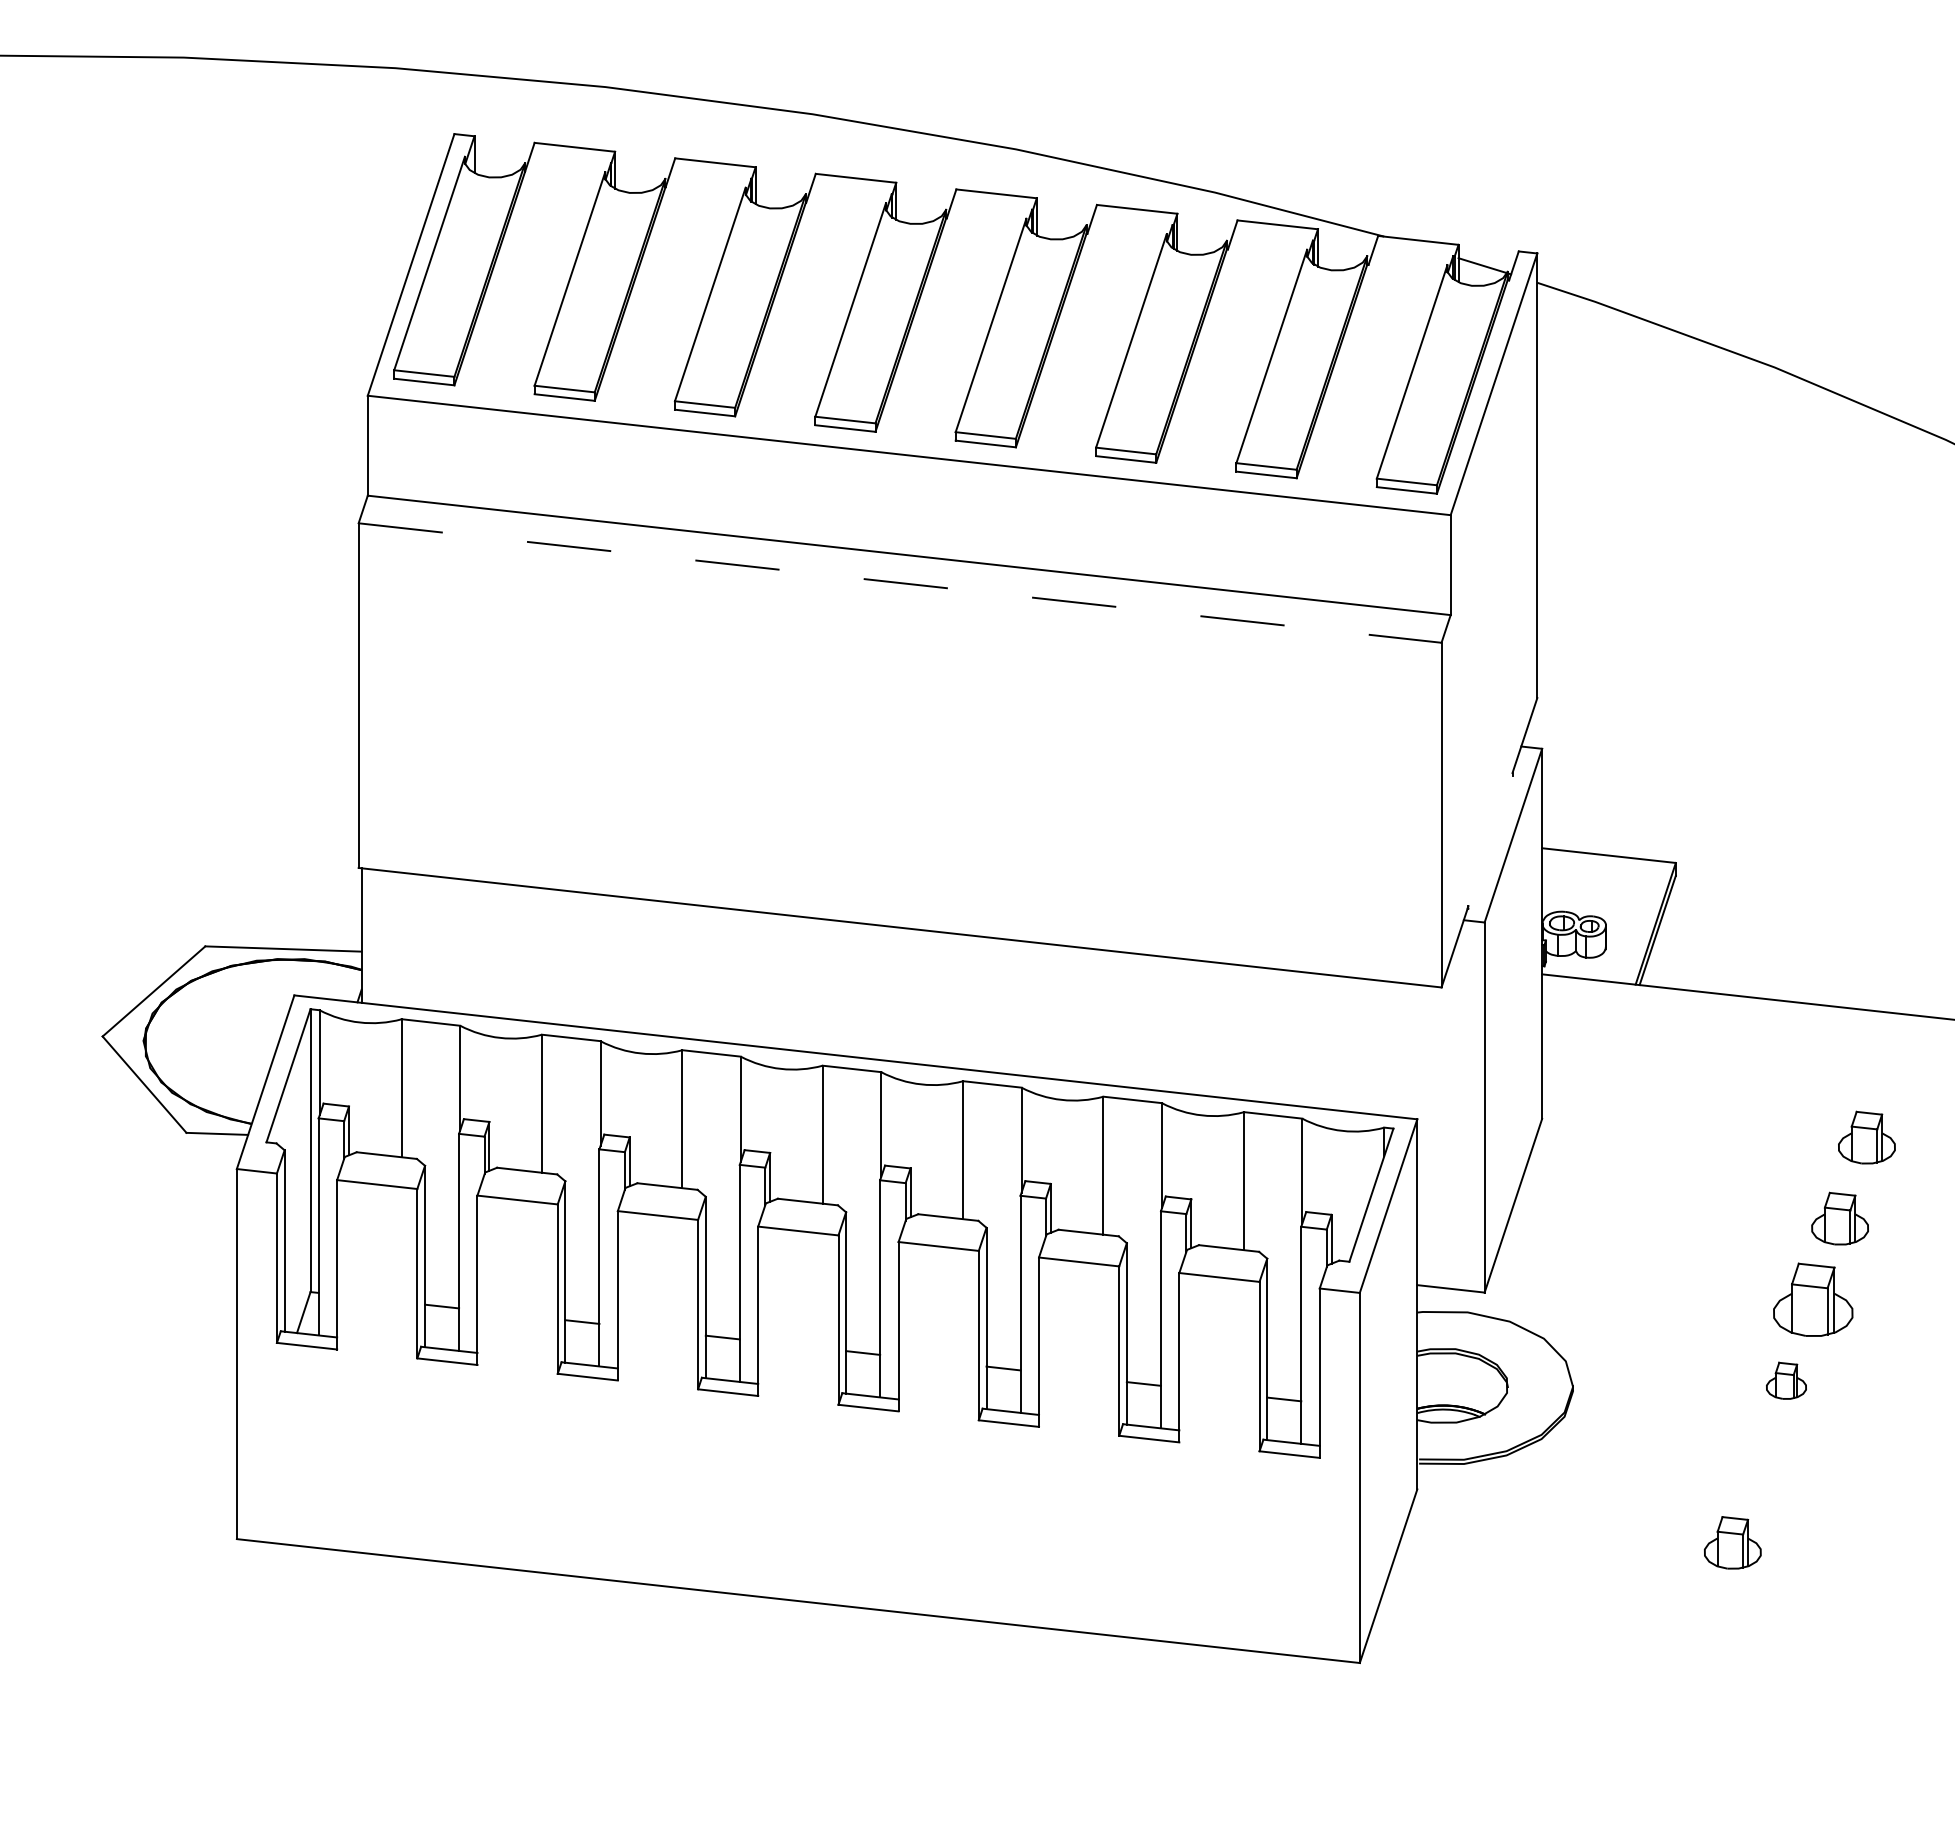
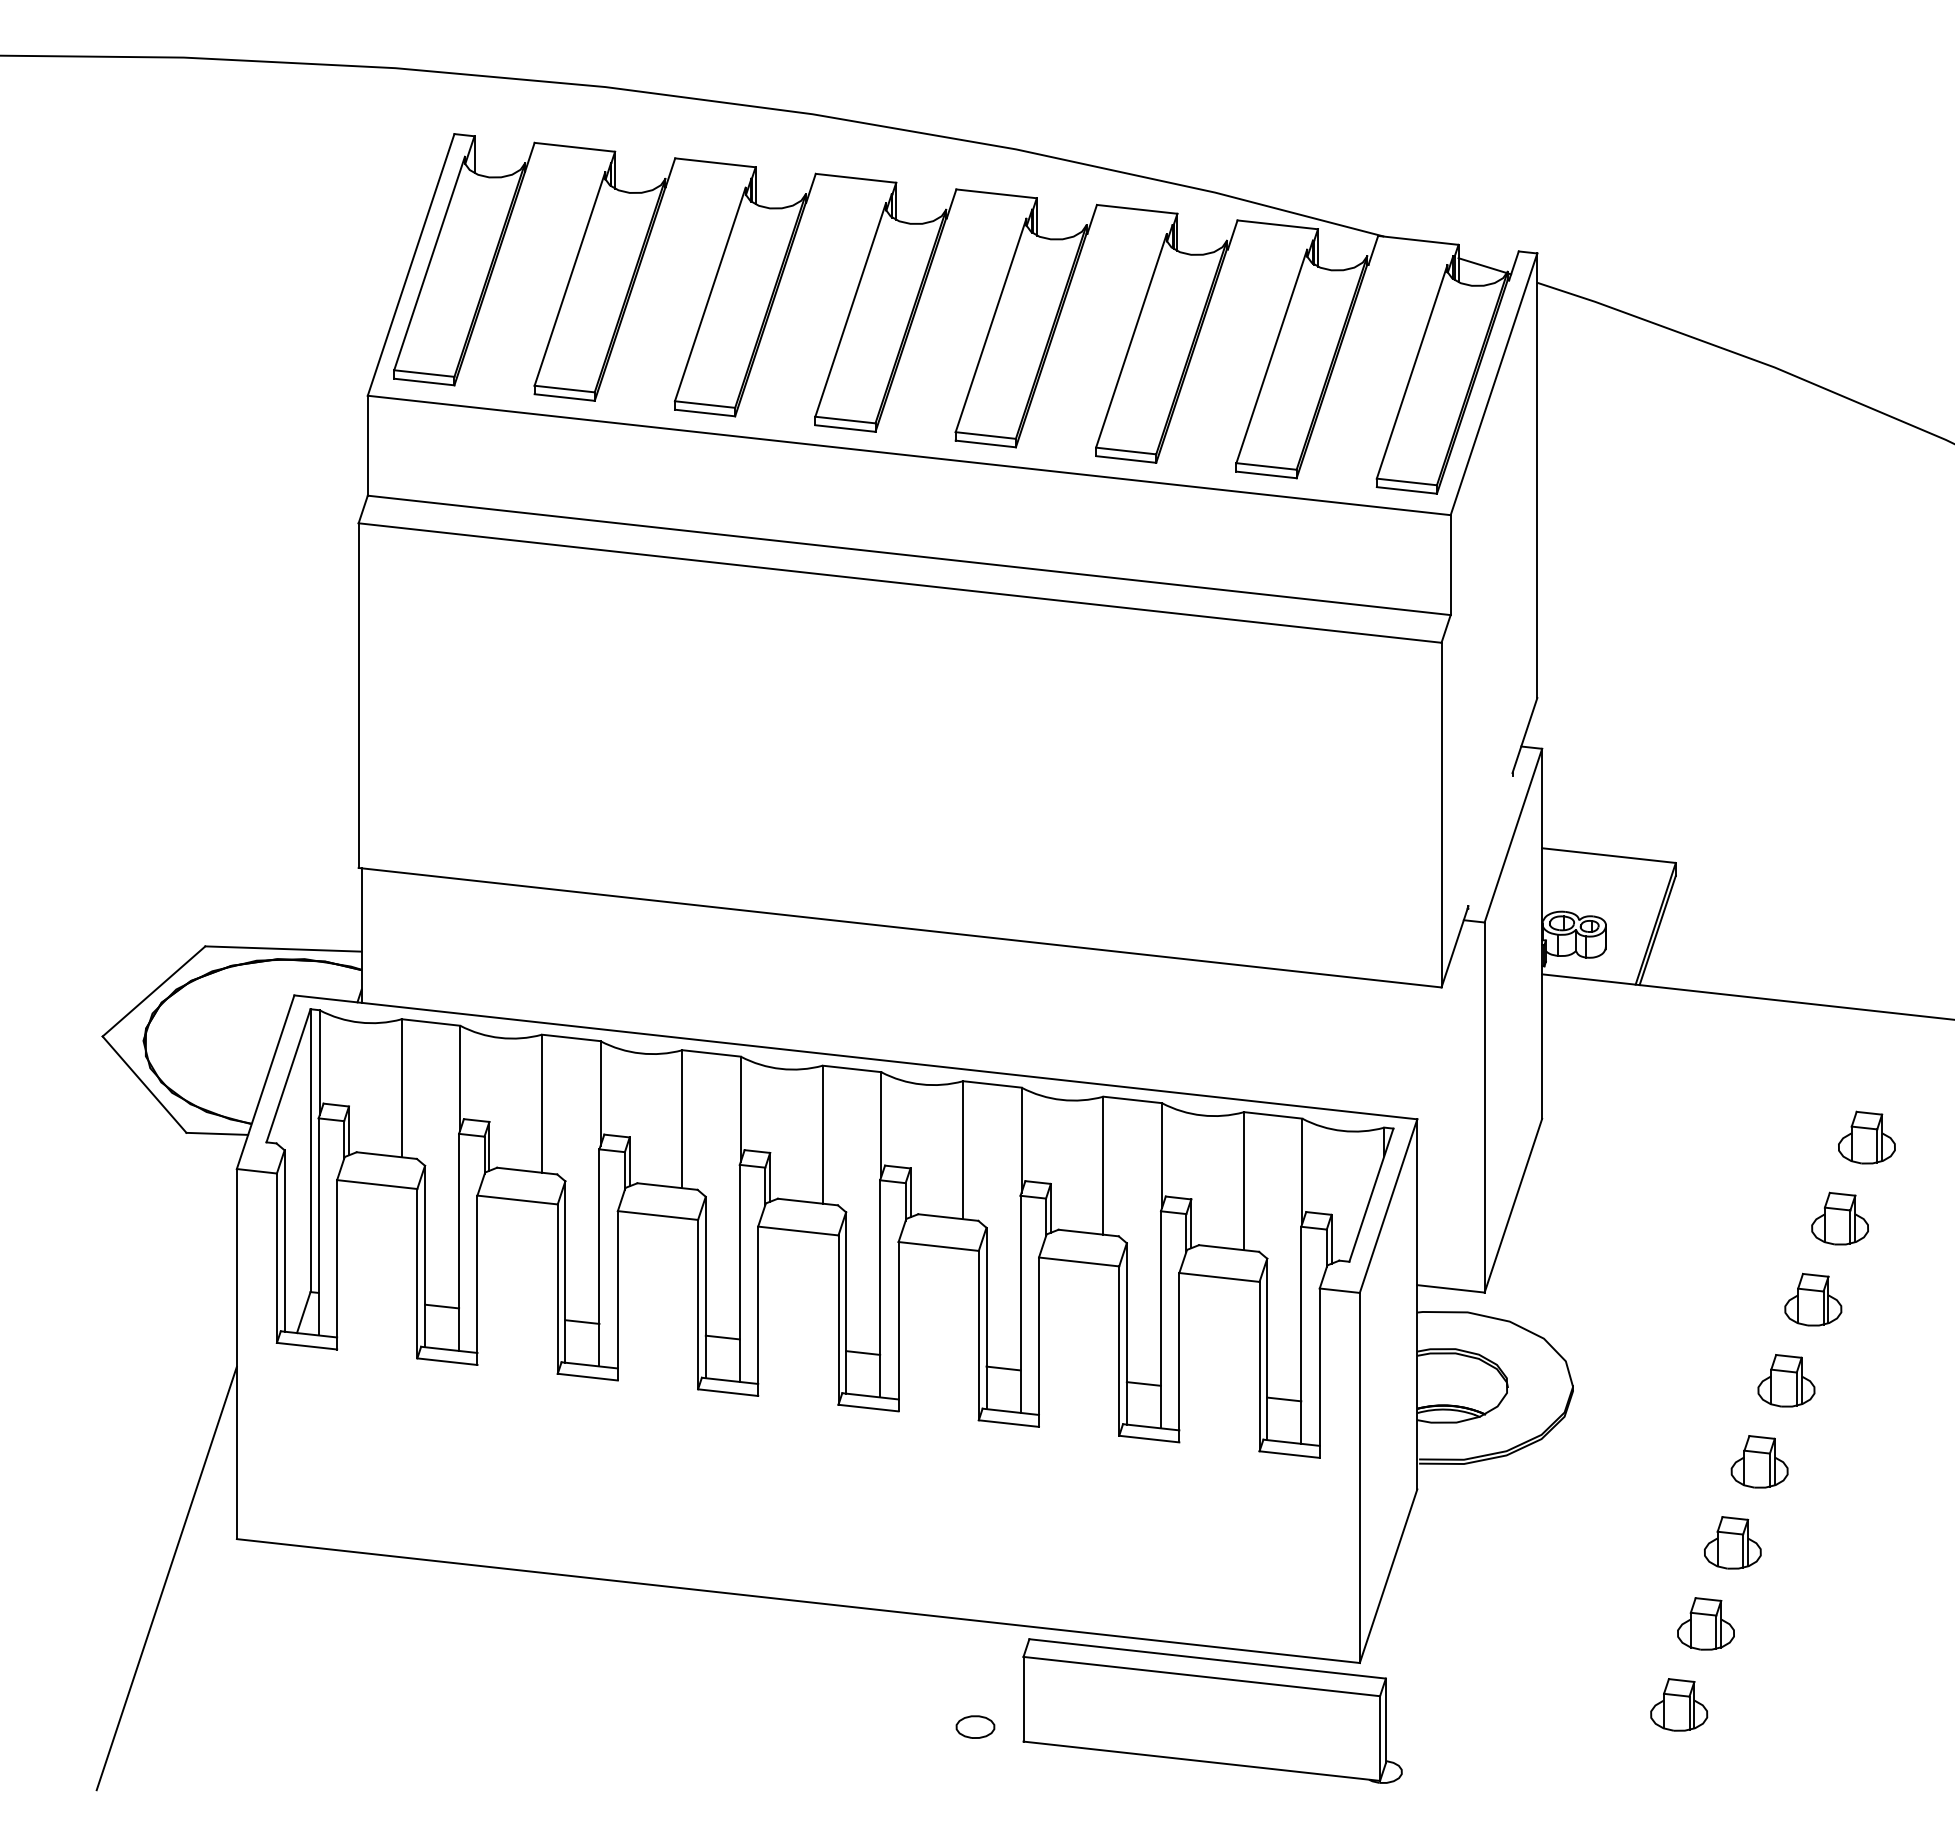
line: dashed -> solid (900, 583)
part size: 81x75 px -> 59x55 px (1813, 1299)
part size: 41x39 px -> 59x54 px (1786, 1380)
part: none -> present (1759, 1461)
line: none -> present (166, 1578)
part: none -> present (1705, 1623)
part: none -> present (1679, 1704)
part: none -> present (1212, 1710)
part: none -> present (975, 1726)
